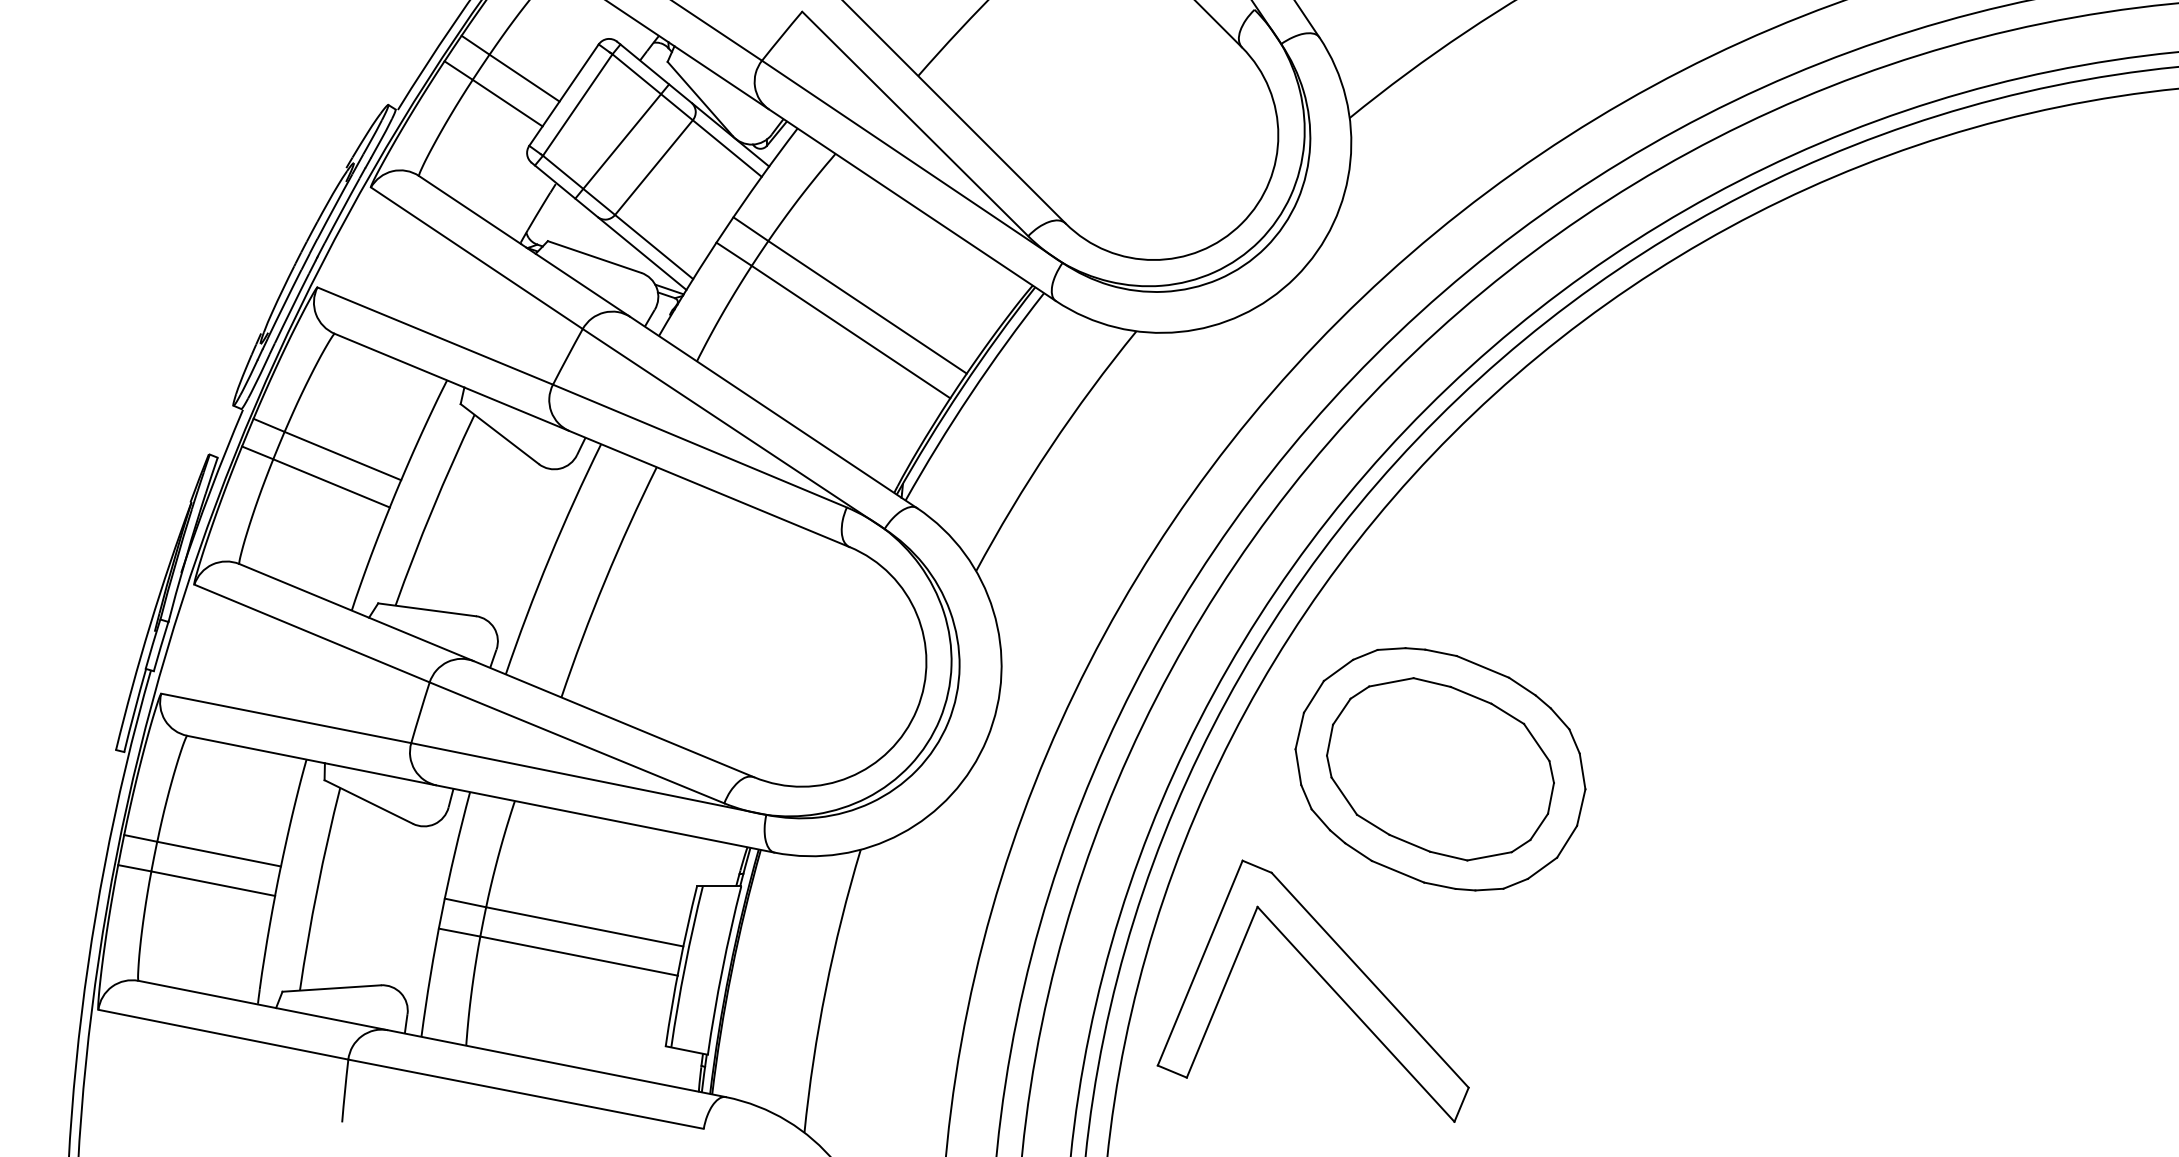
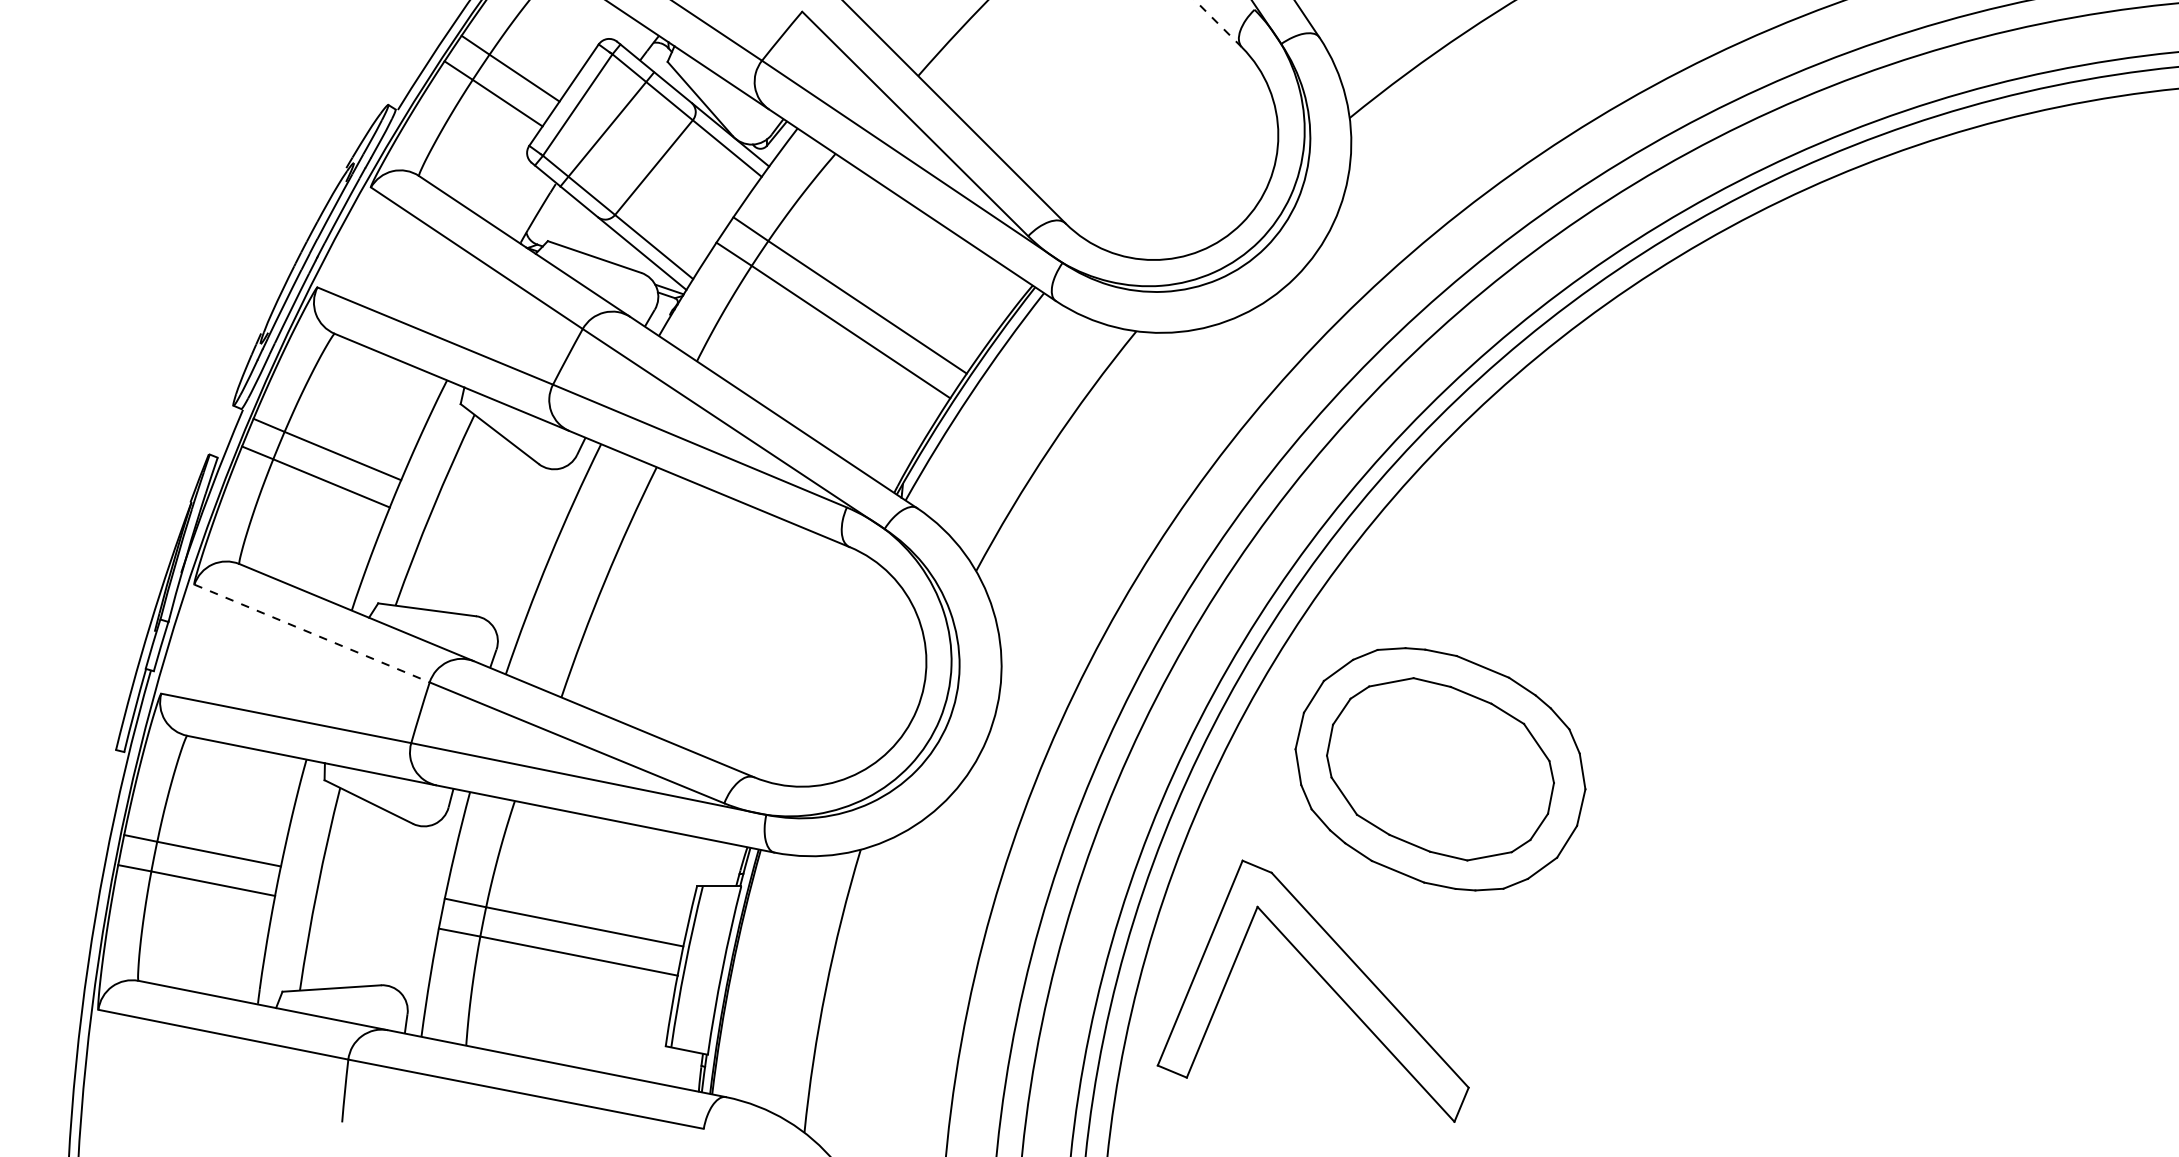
line: solid -> dashed (1218, 23)
line position: (622, 141) -> (607, 129) (607, 129)
line: solid -> dashed (312, 633)
